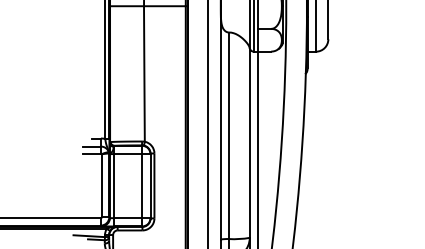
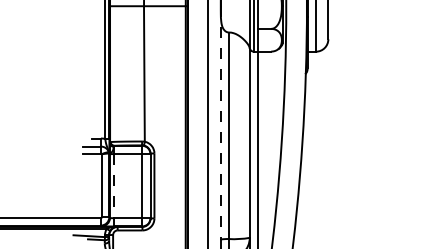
line: solid -> dashed (220, 122)
line: solid -> dashed (114, 186)
